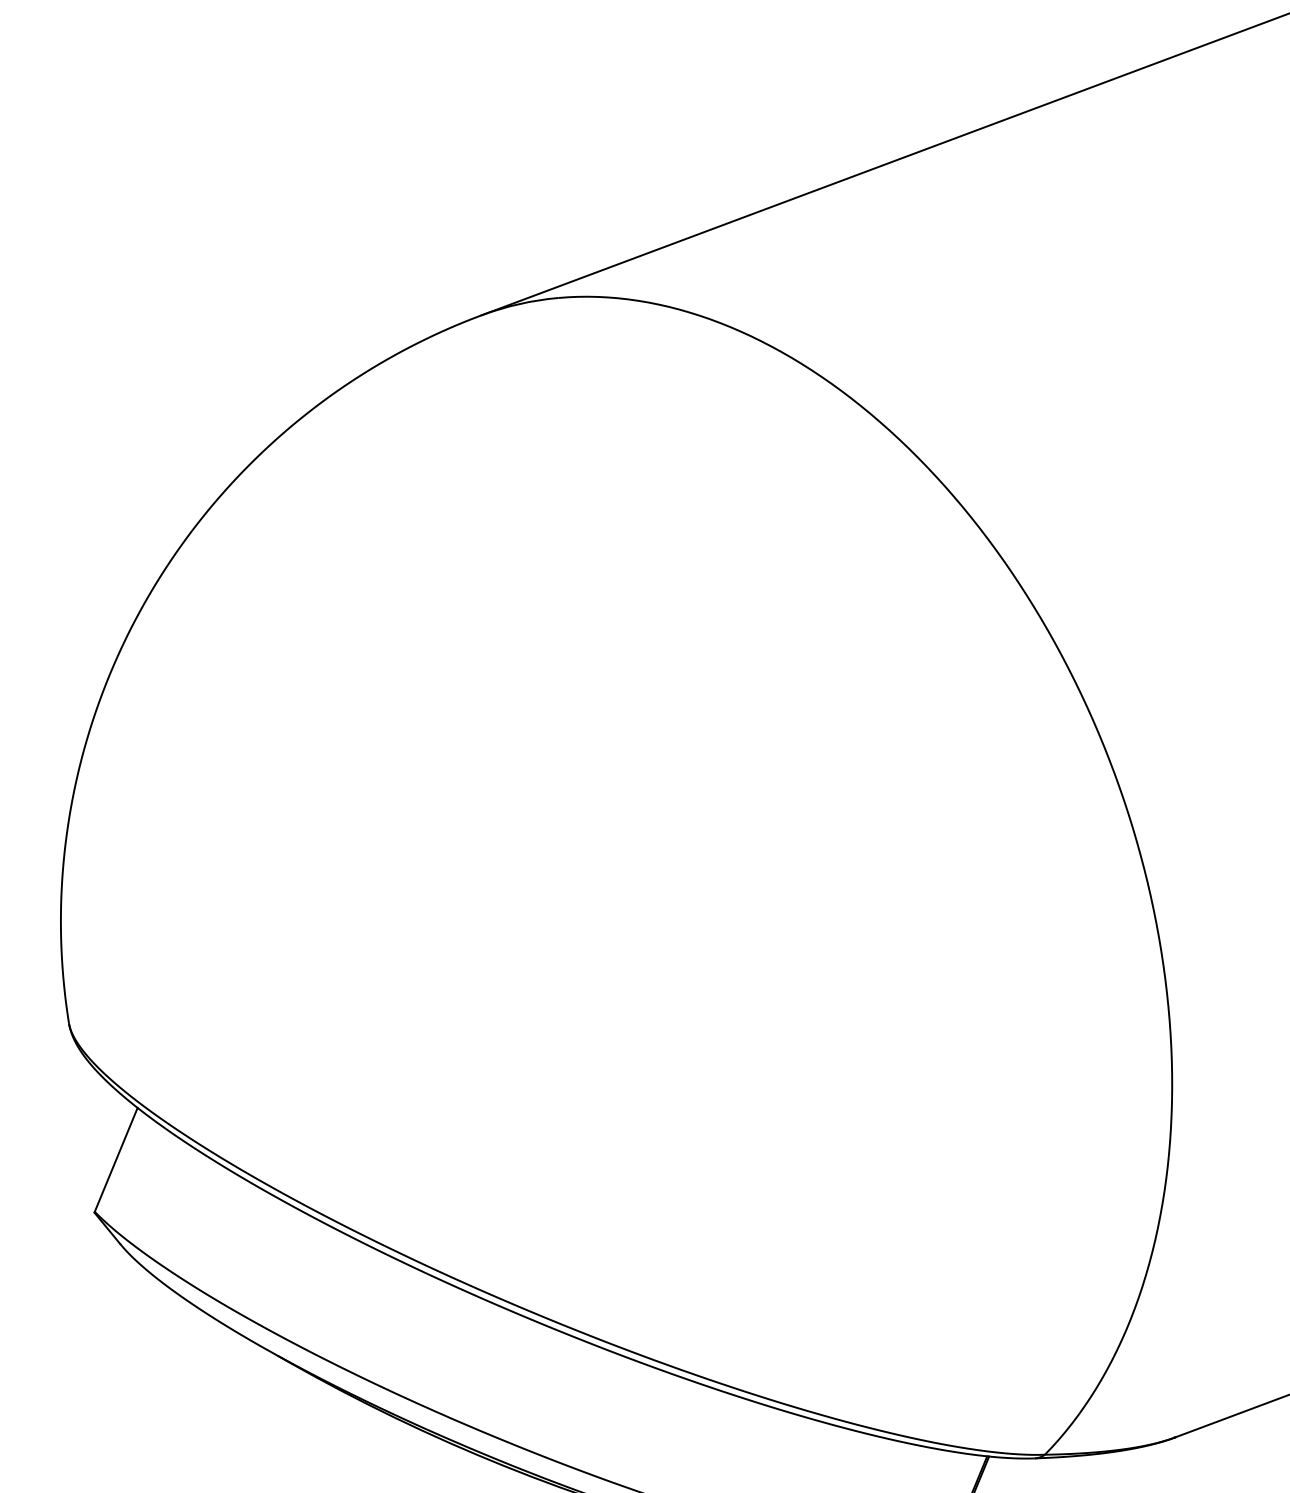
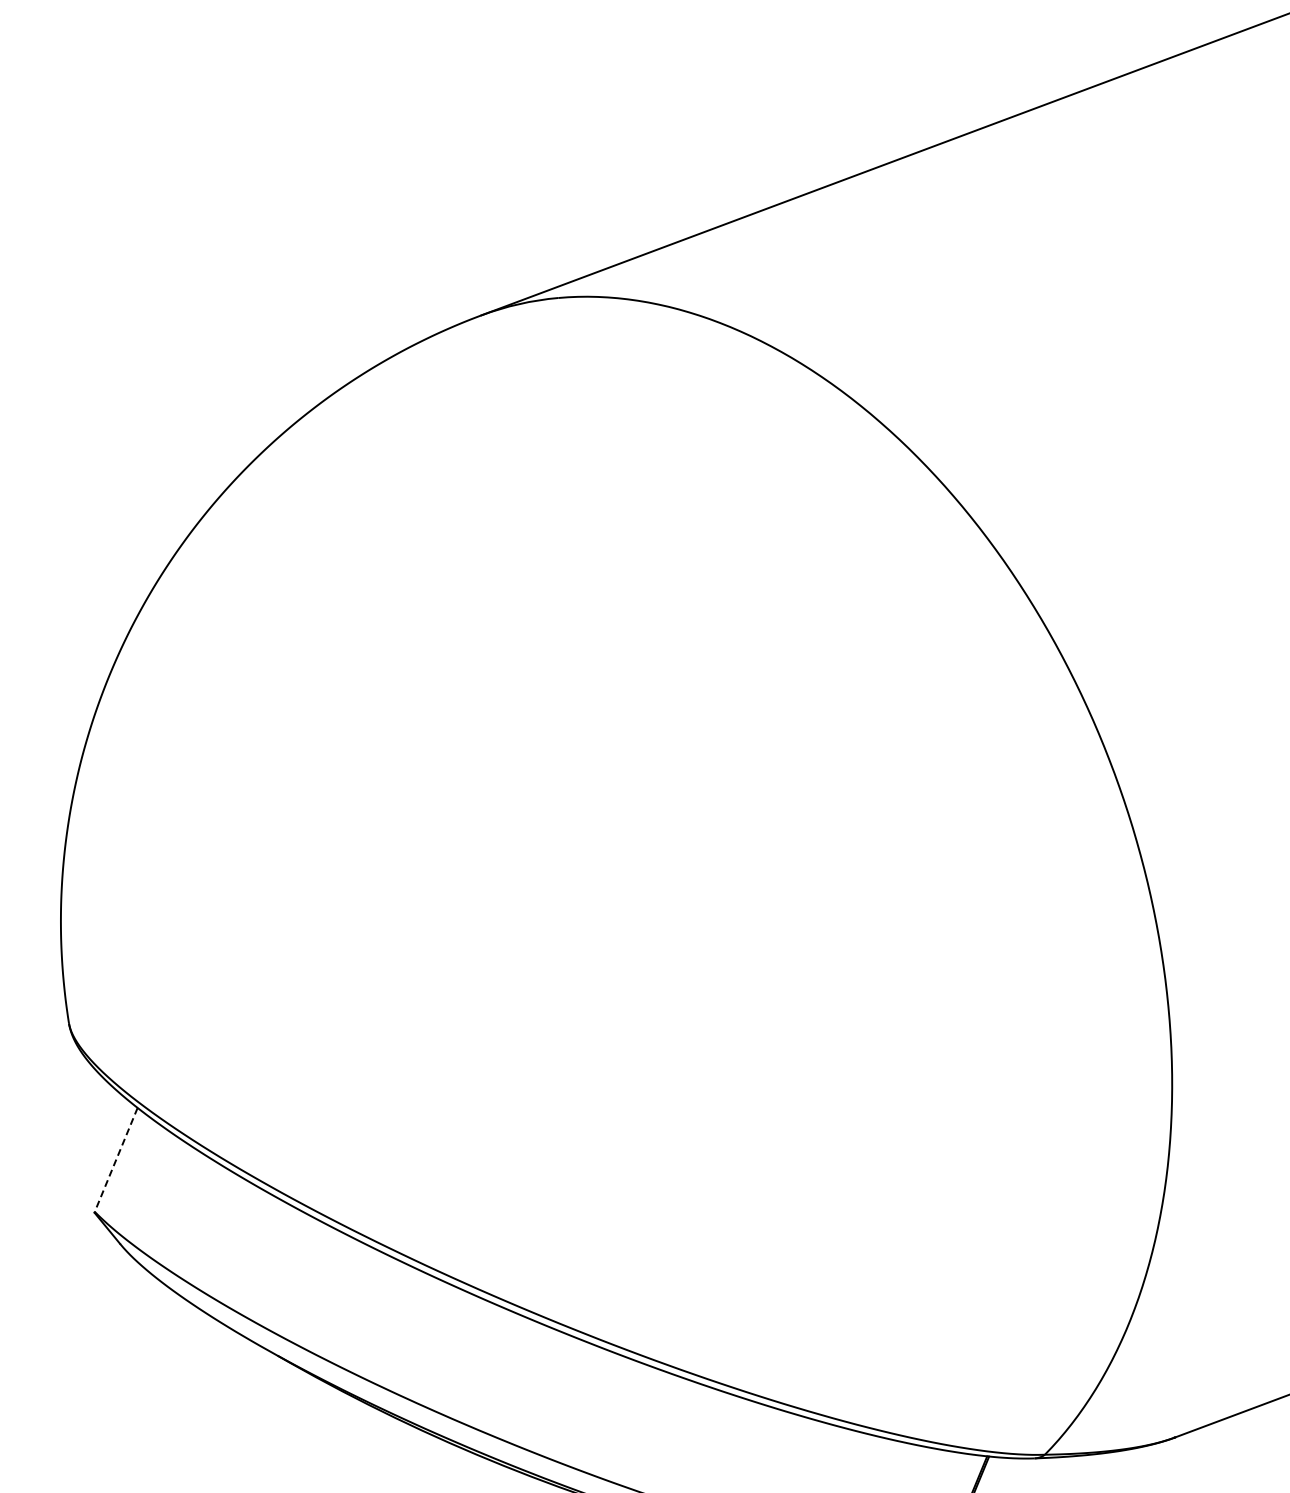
line: solid -> dashed (116, 1160)
